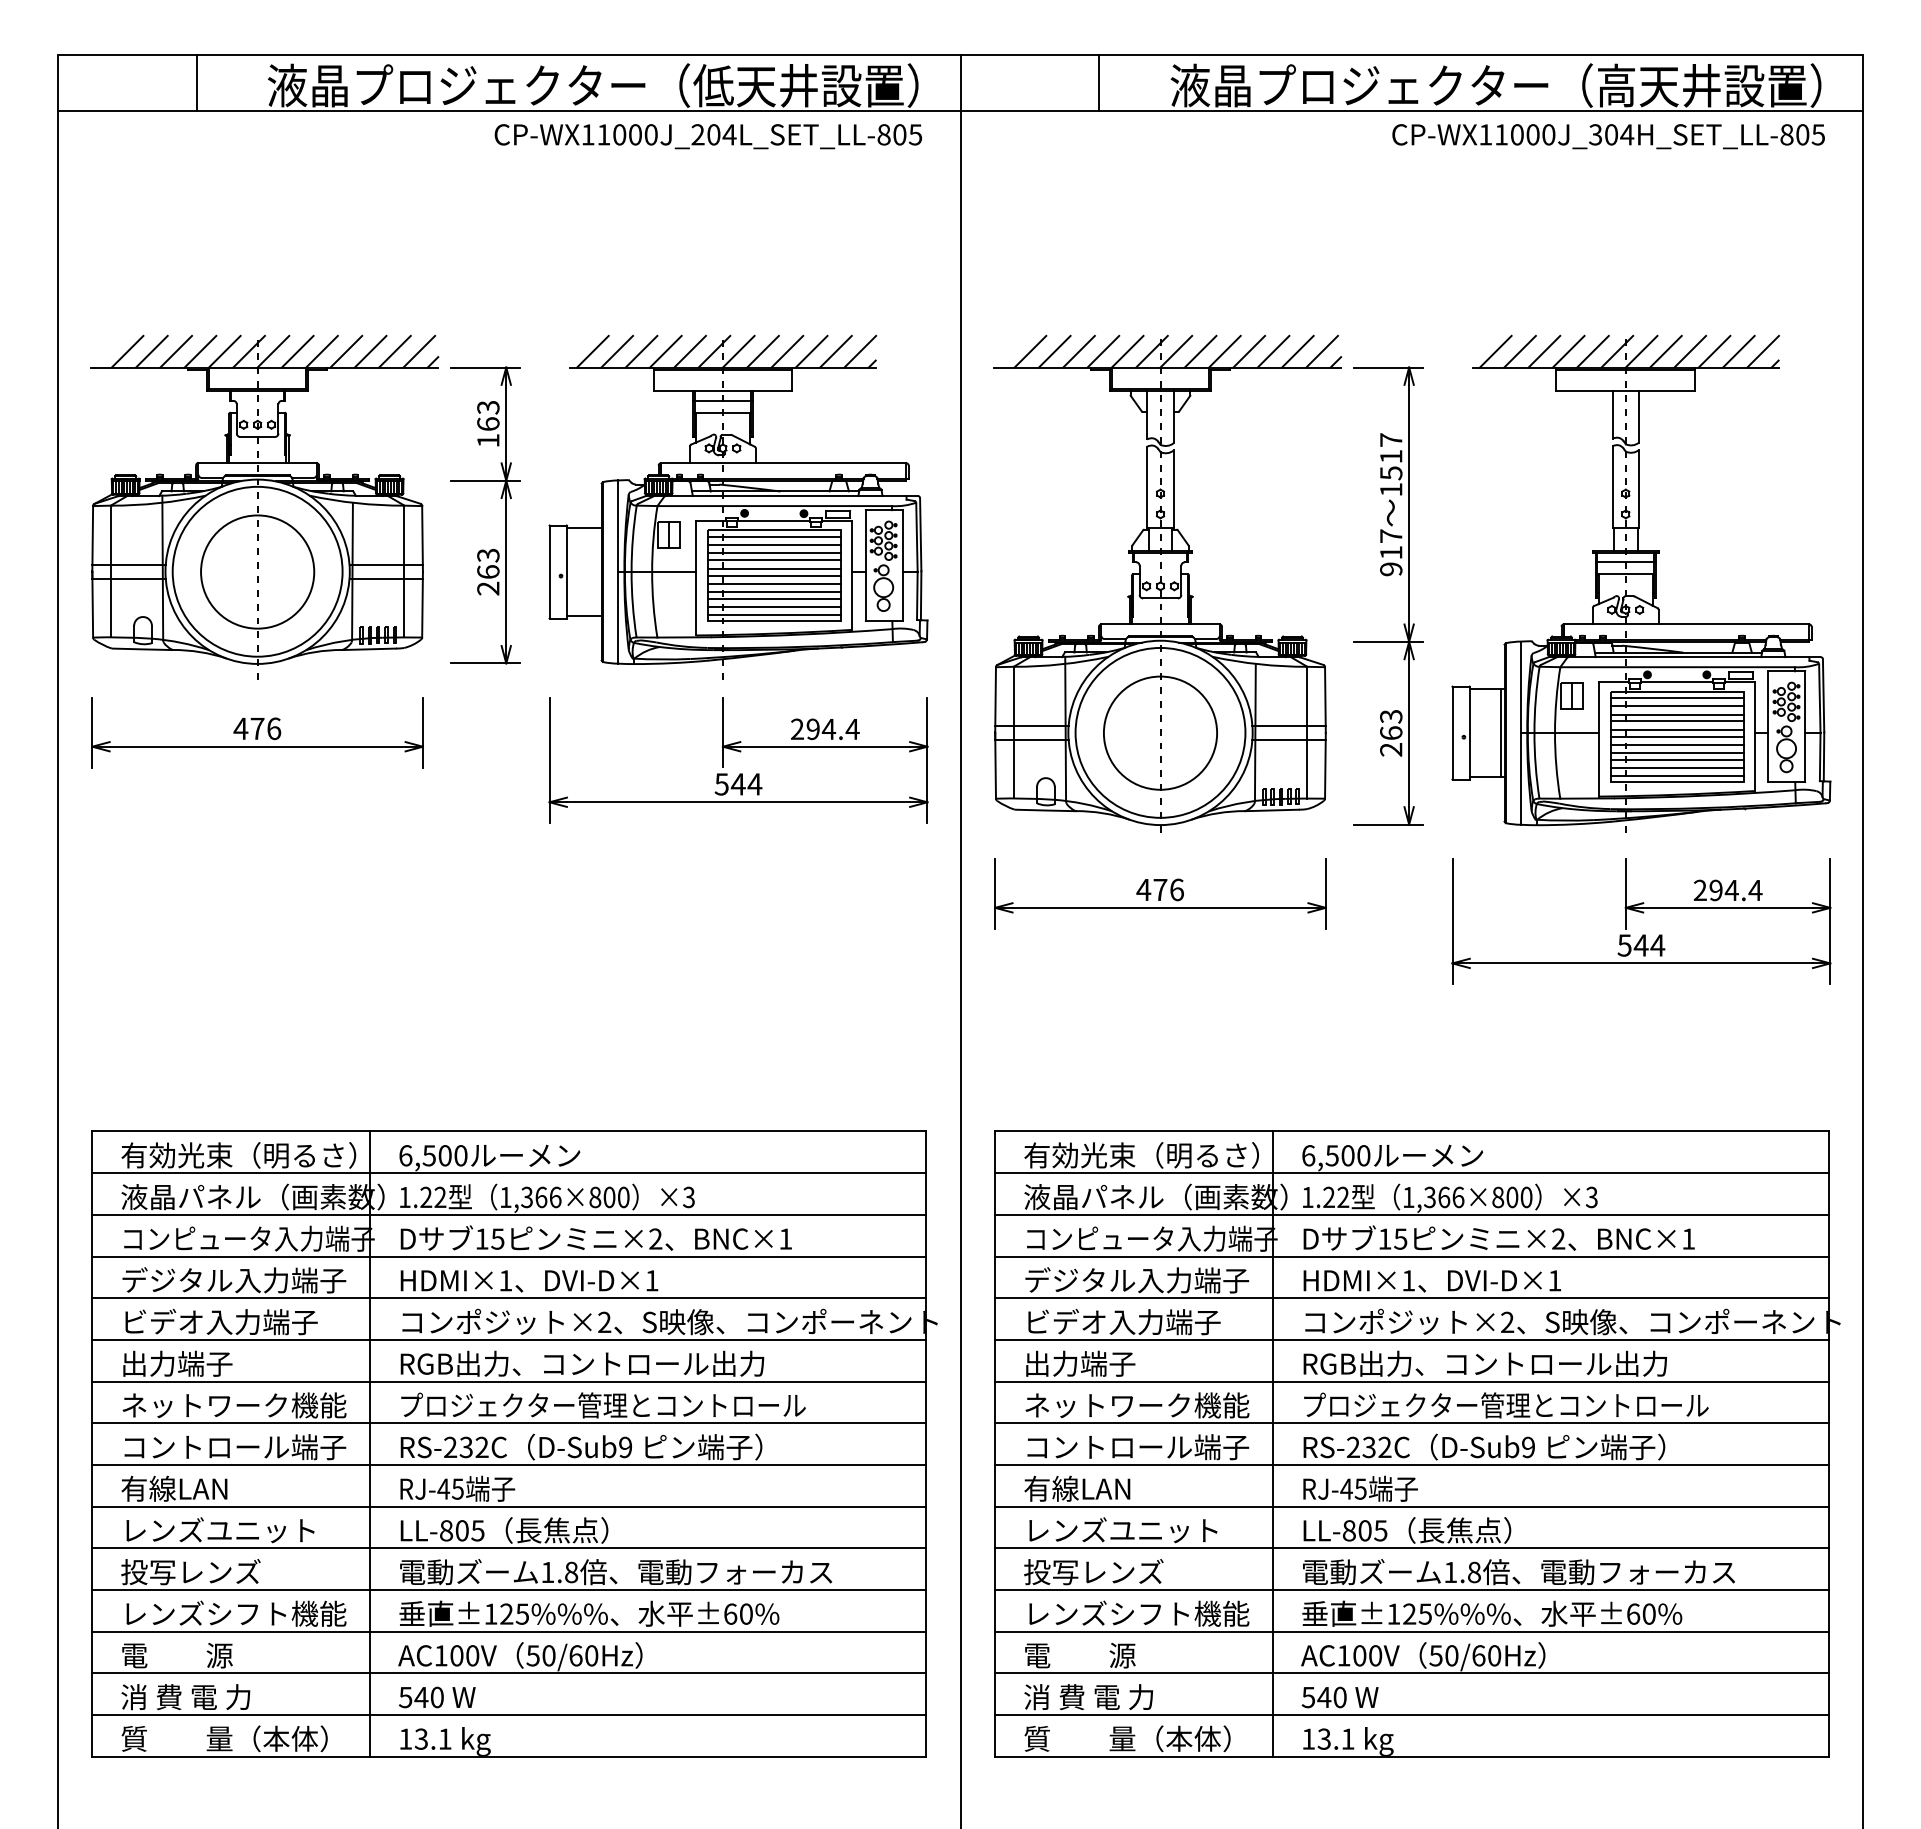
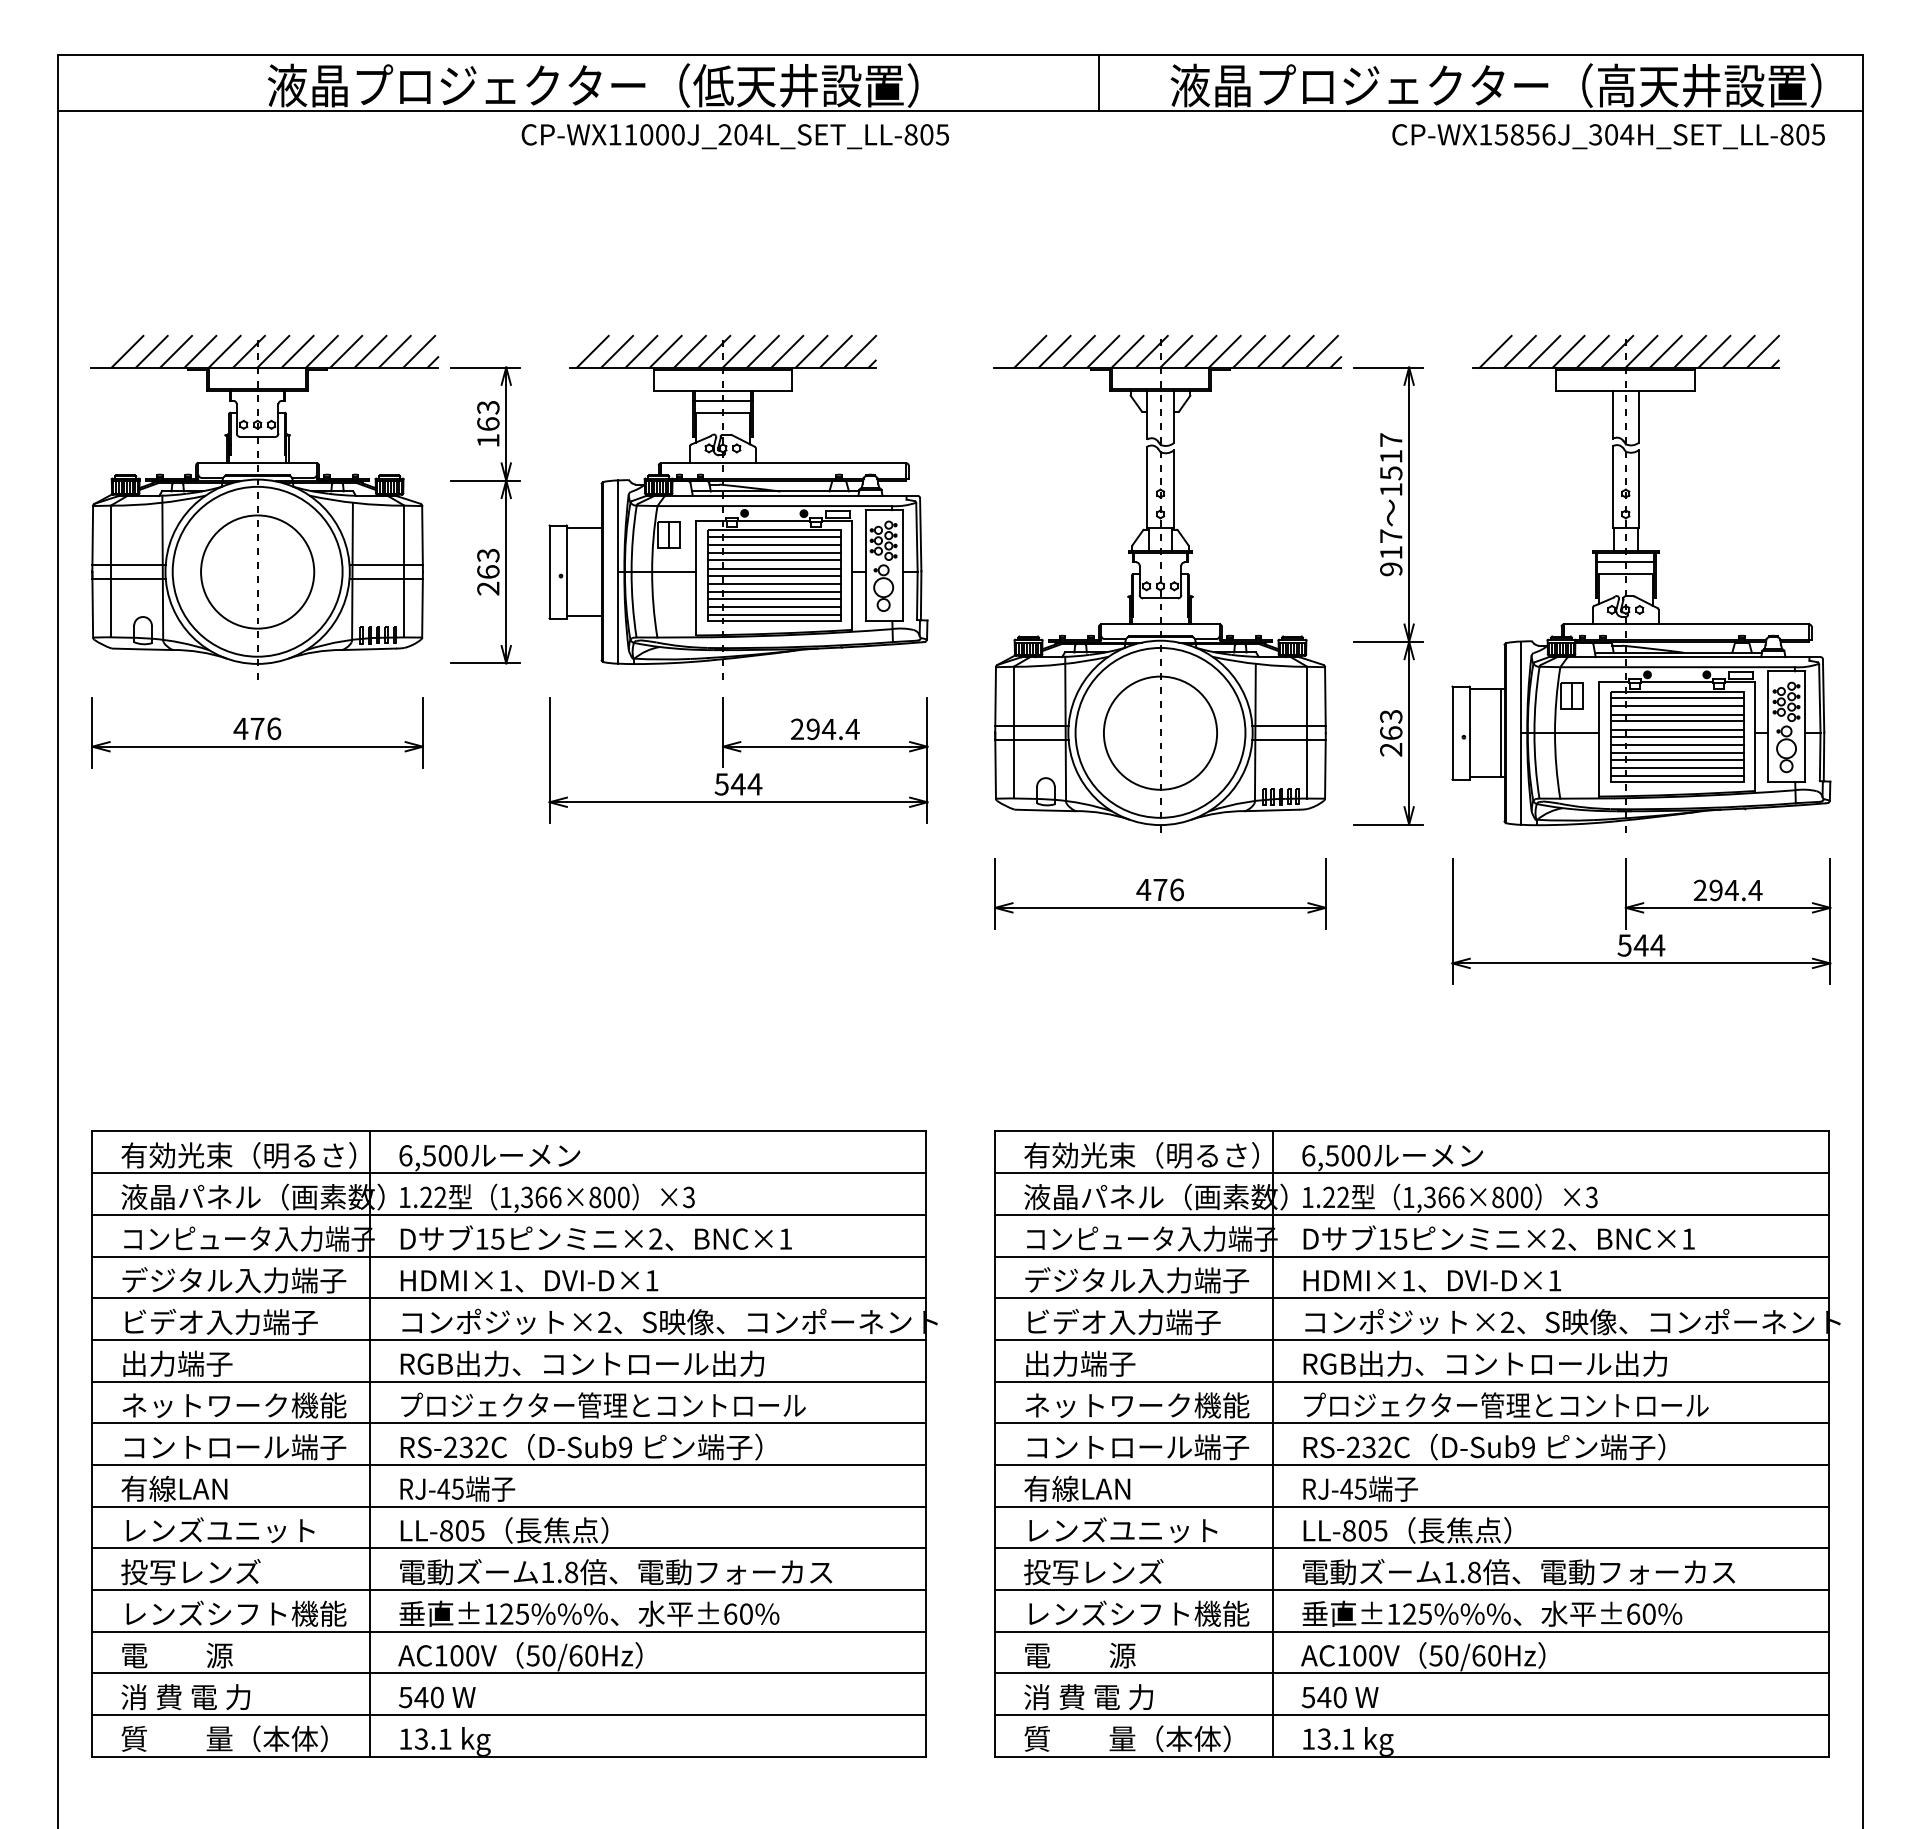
line: present -> none (196, 82)
text: CP-WX11000J_304H_SET_LL-805 -> CP-WX15856J_304H_SET_LL-805 (1524, 134)
text position: (707, 136) -> (734, 136) (734, 136)
line: present -> none (960, 939)
